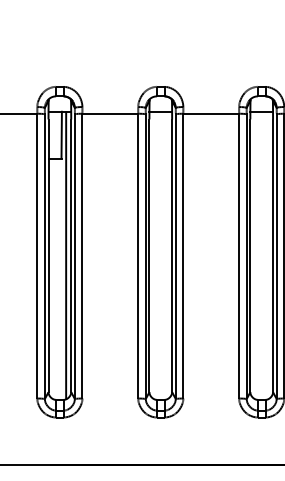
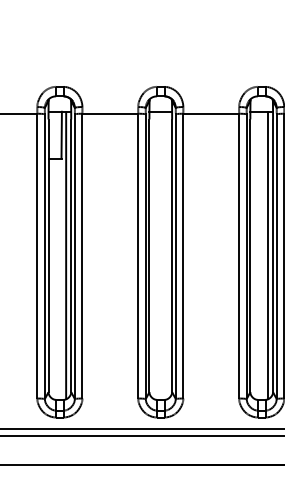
line: none -> present (268, 255)
line: none -> present (141, 429)
line: none -> present (141, 436)
